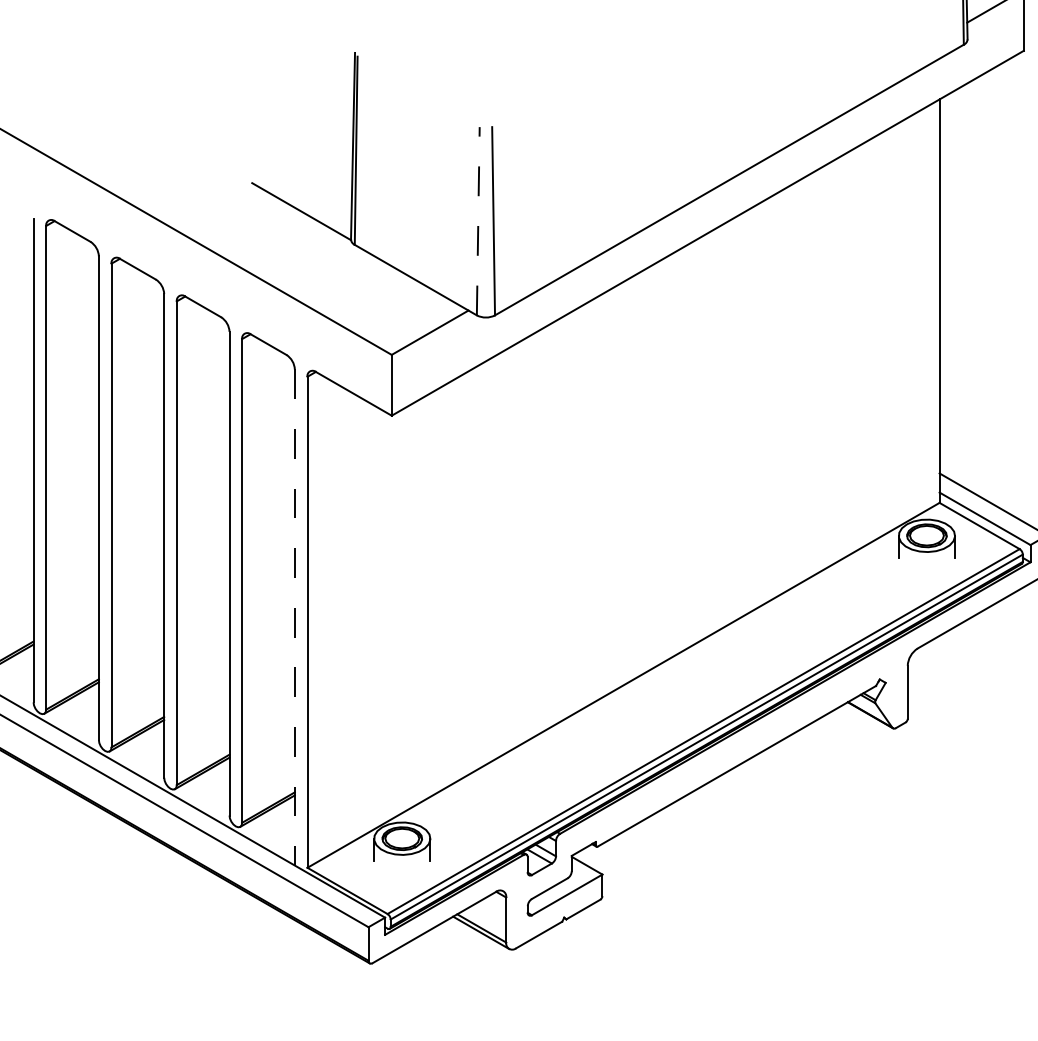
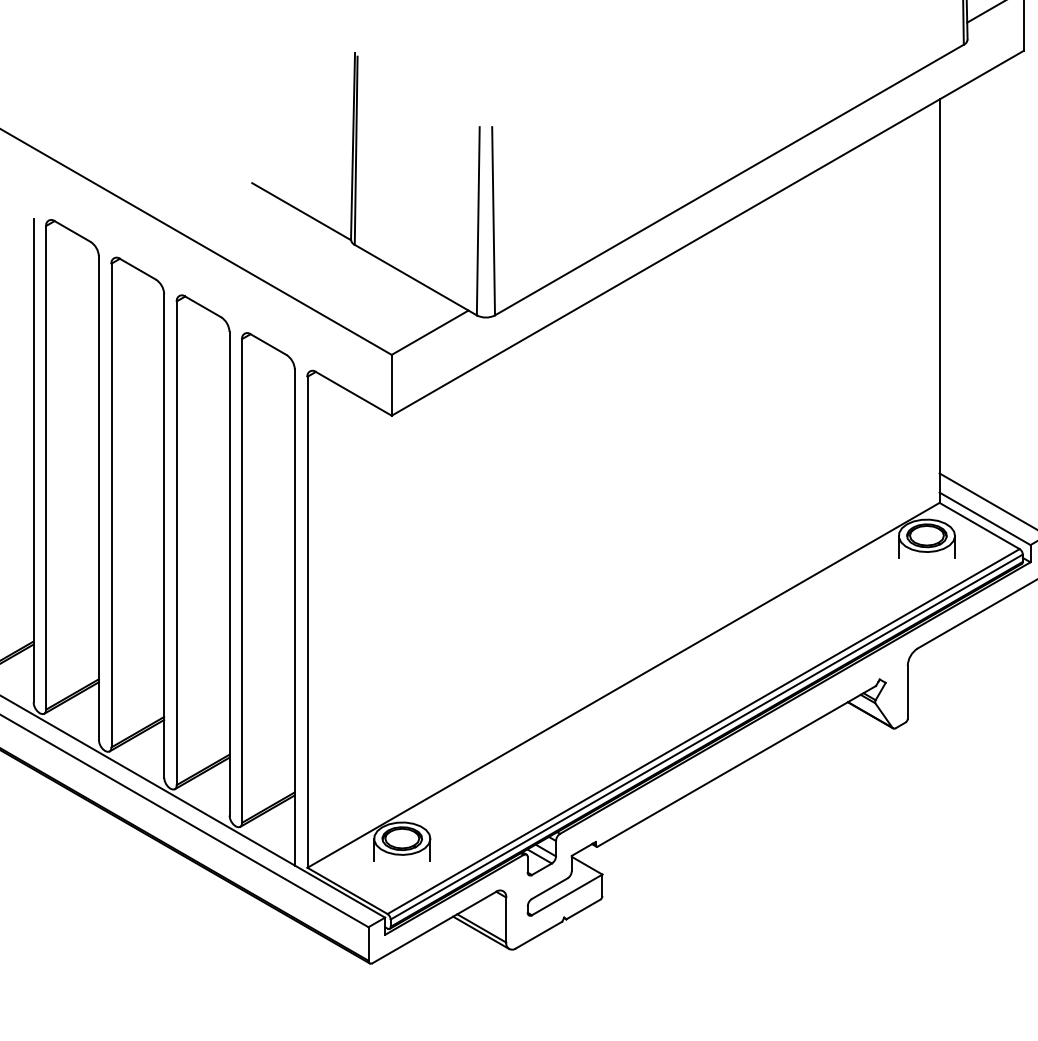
line: dashed -> solid (478, 220)
line: dashed -> solid (294, 618)
